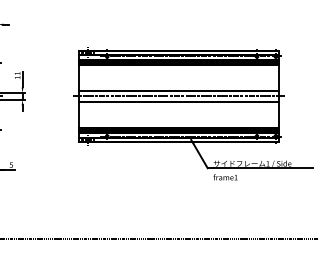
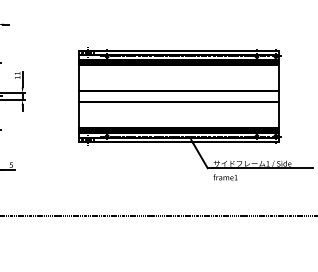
line: present -> none (178, 96)
line position: (158, 238) -> (158, 215) (158, 215)
